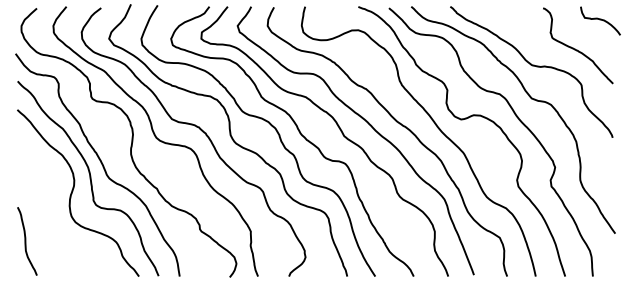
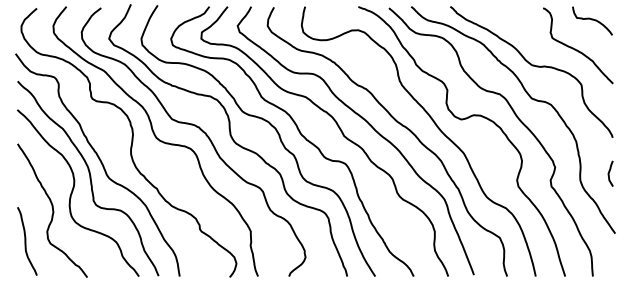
curve position: (600, 20) -> (592, 20) (592, 20)
curve: none -> present (609, 173)
curve: none -> present (52, 210)
